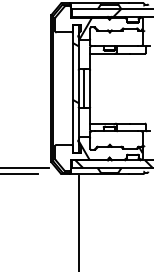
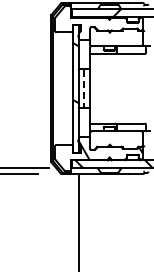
hatch: present -> none (110, 28)
line: solid -> dashed (83, 89)
